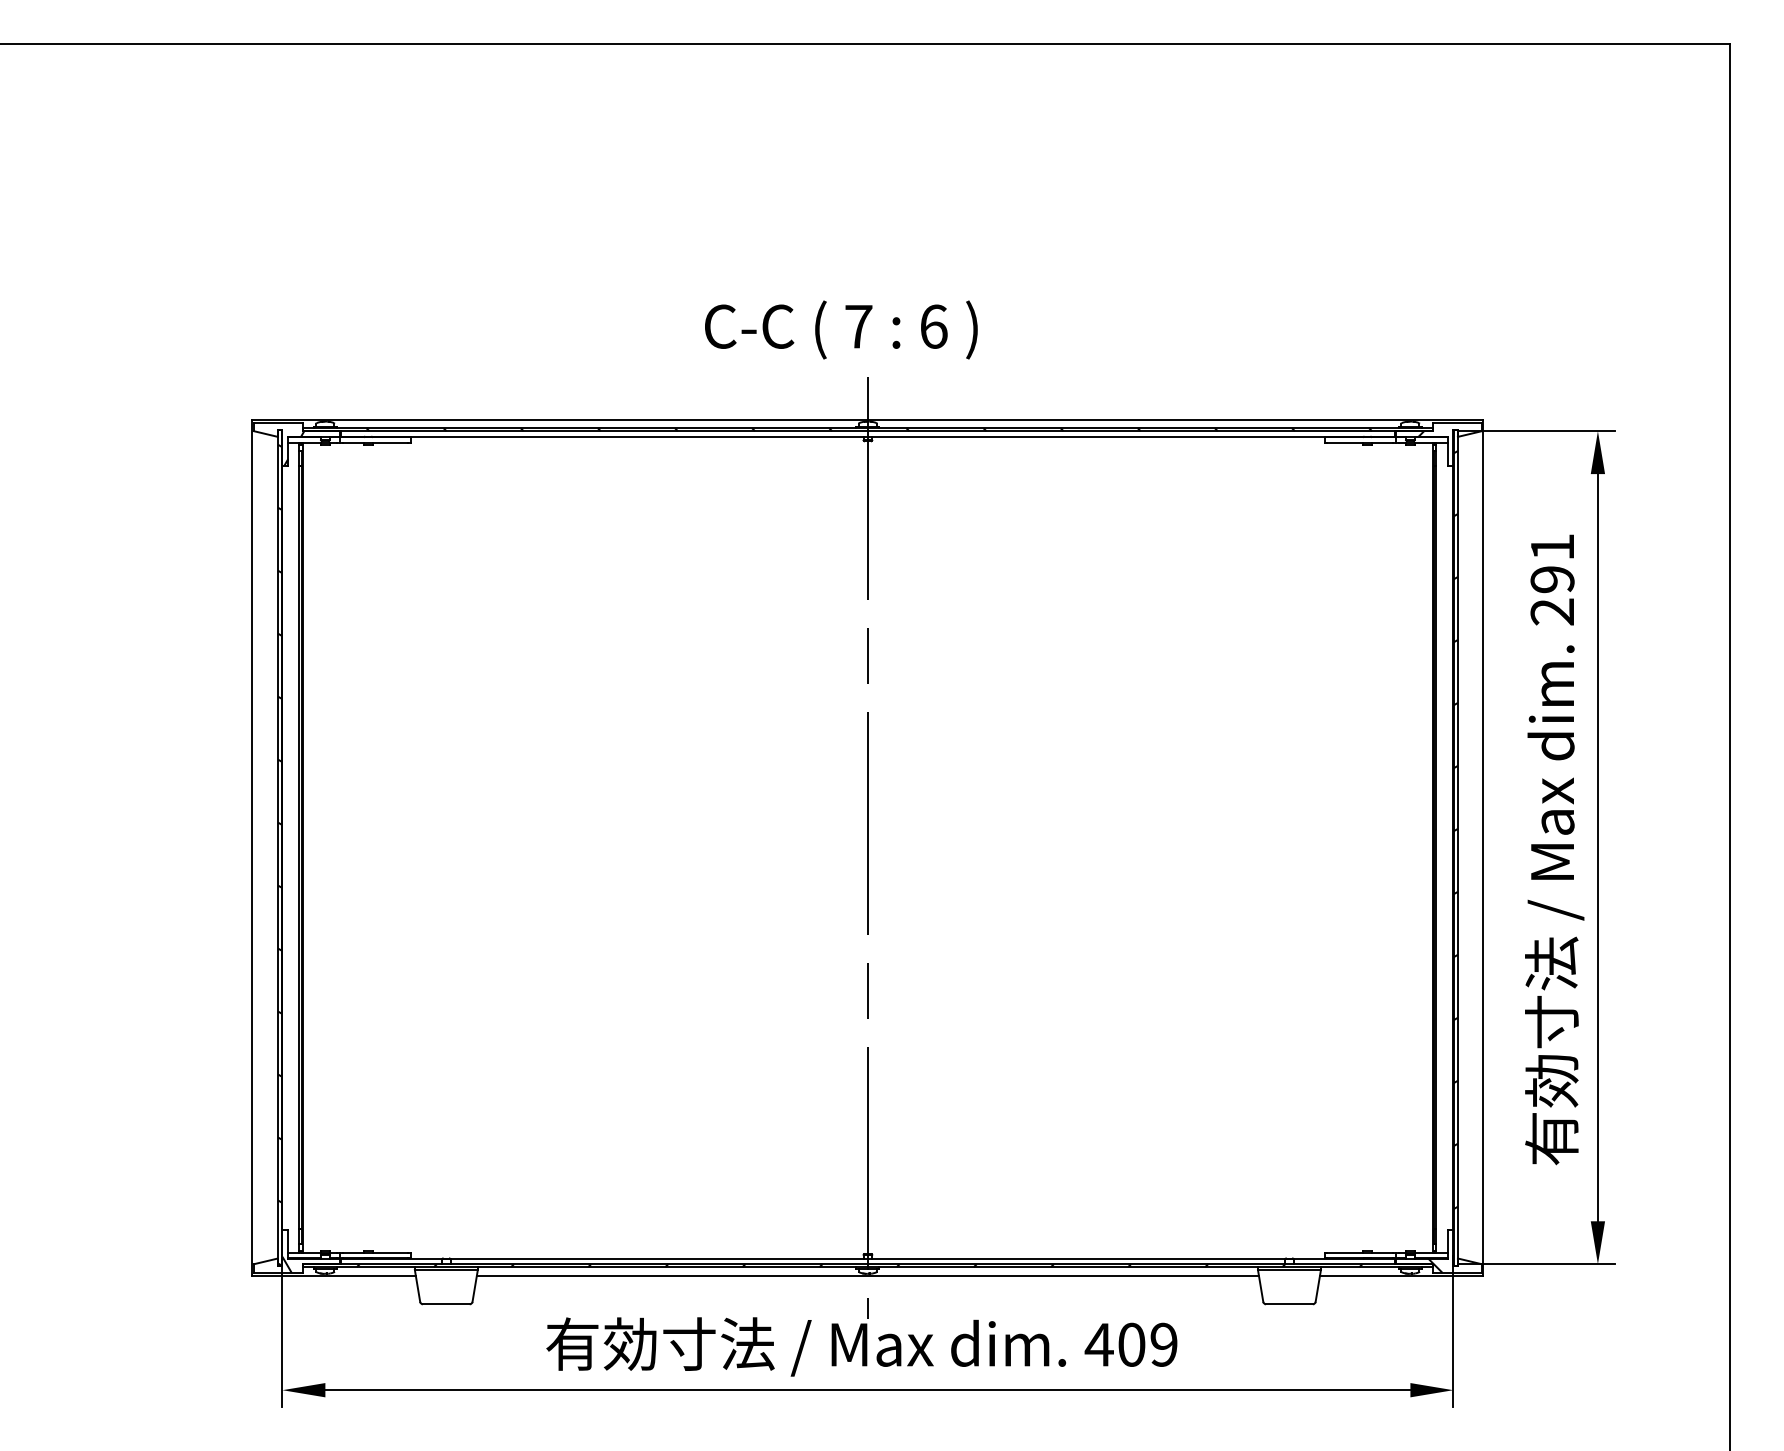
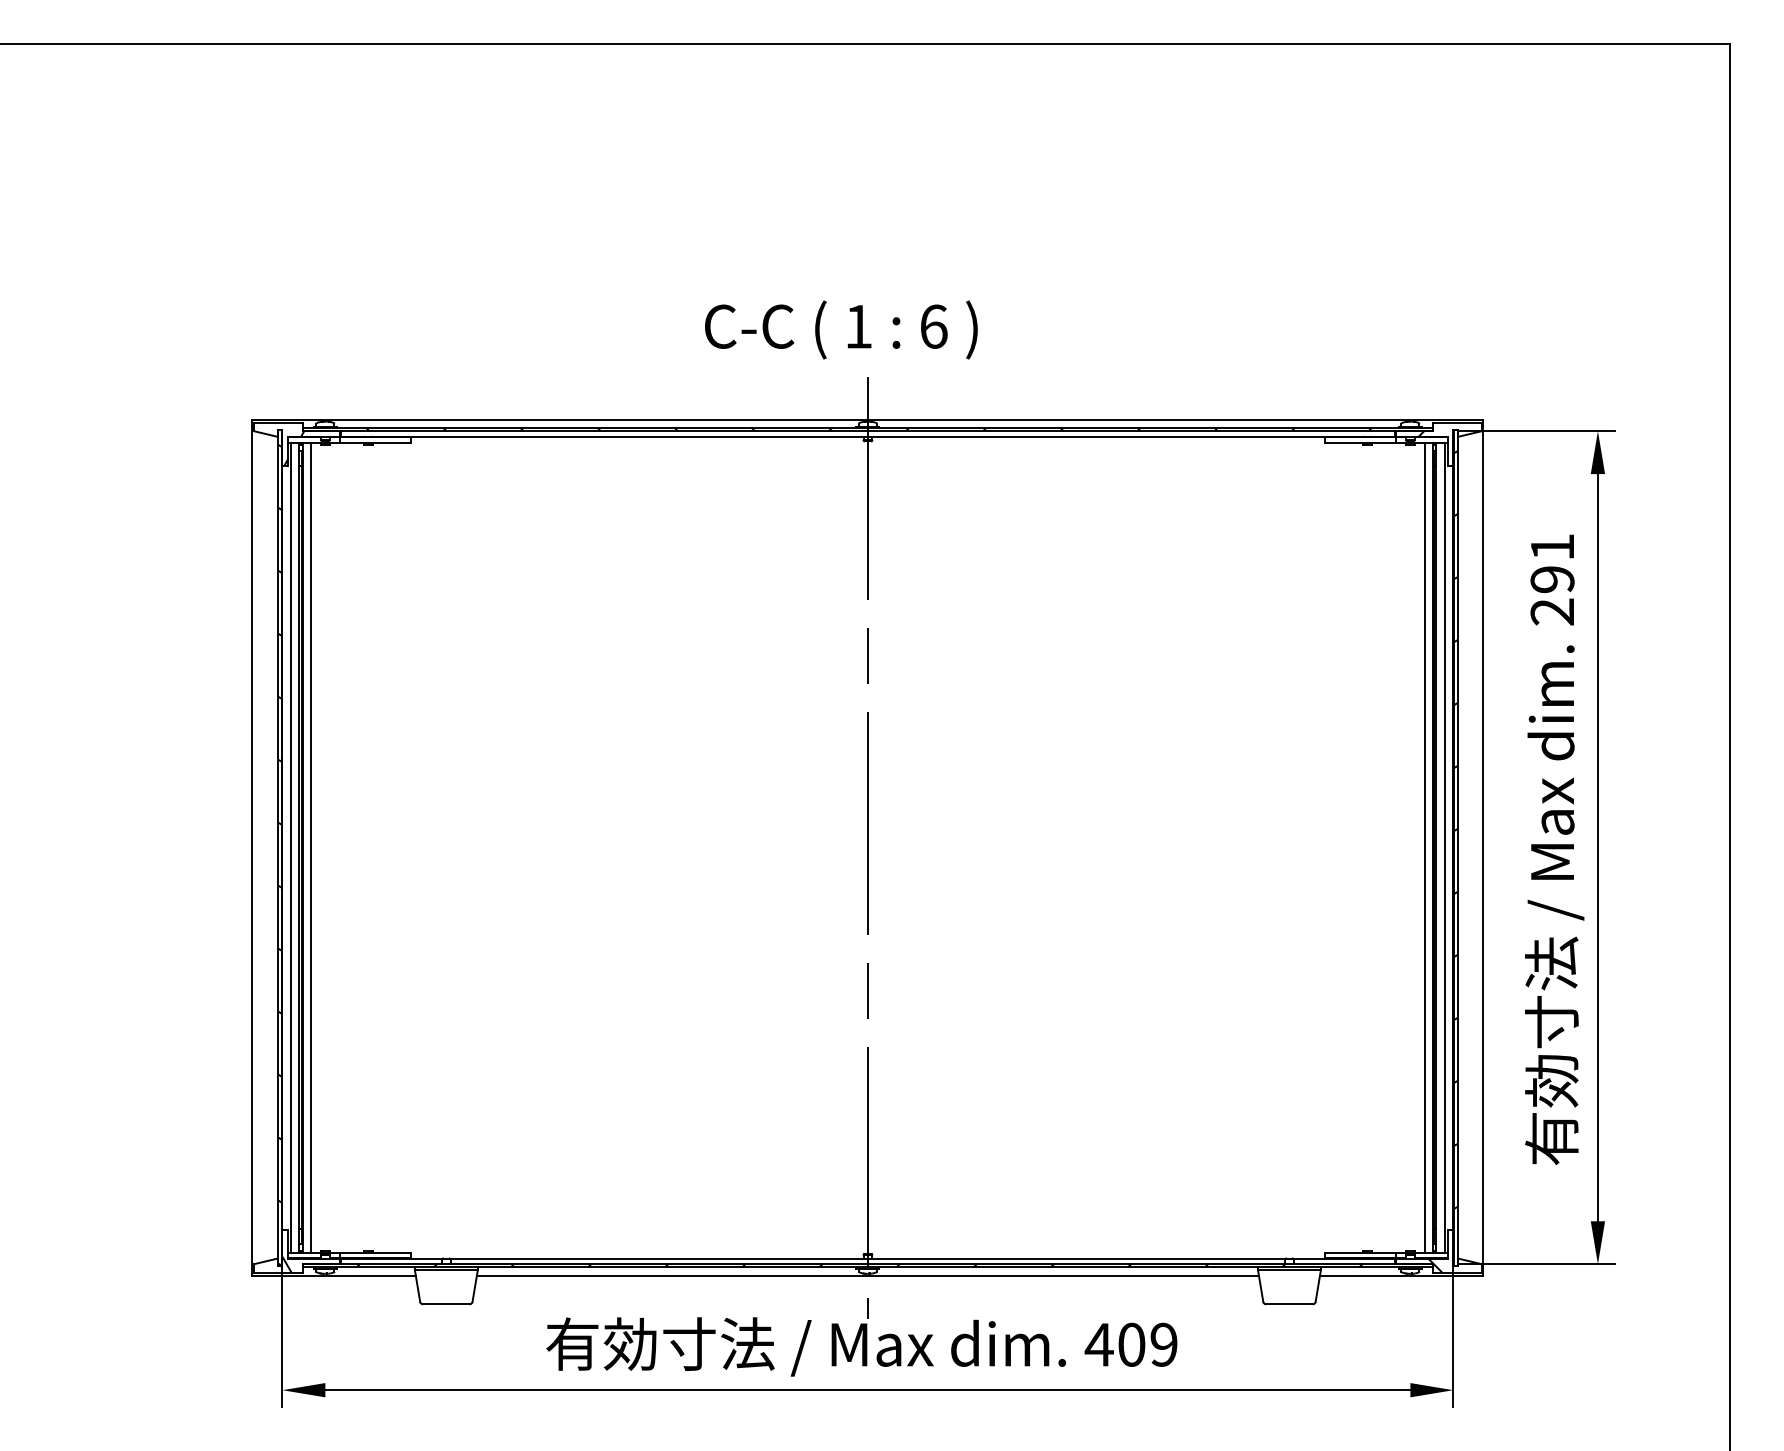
text: 7 -> 1 (858, 326)
line: none -> present (291, 847)
line: none -> present (311, 847)
line: none -> present (1424, 847)
line: none -> present (1444, 847)
